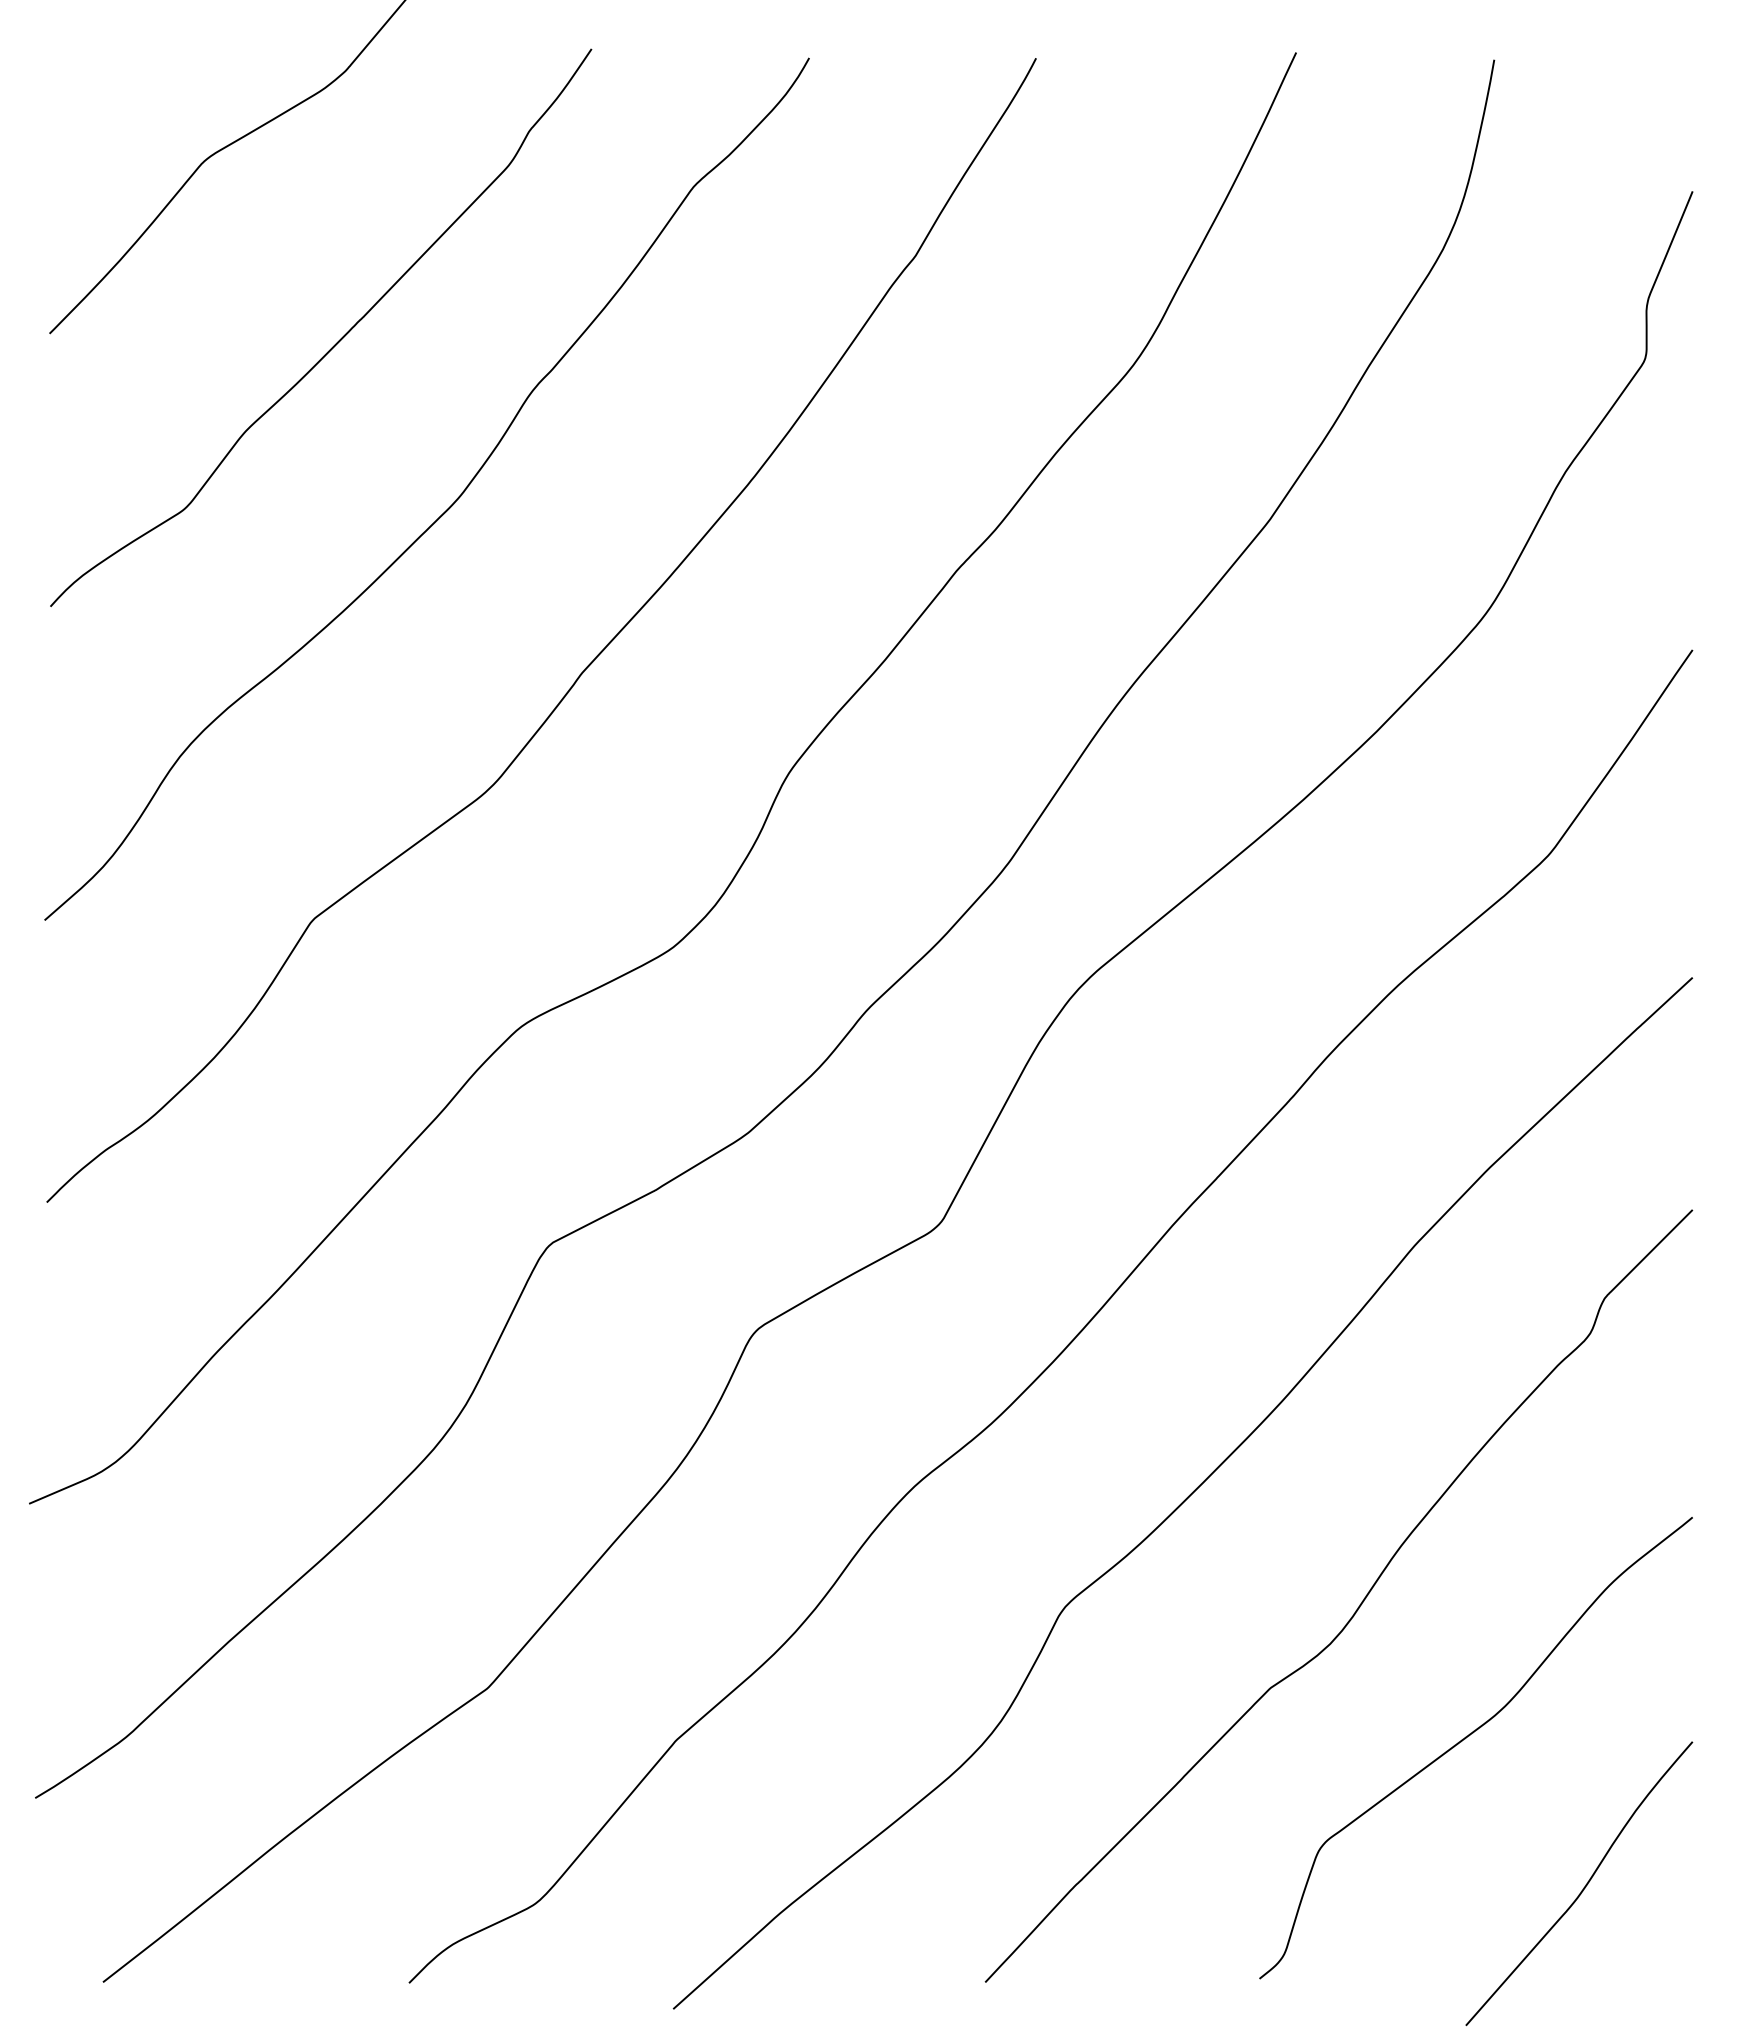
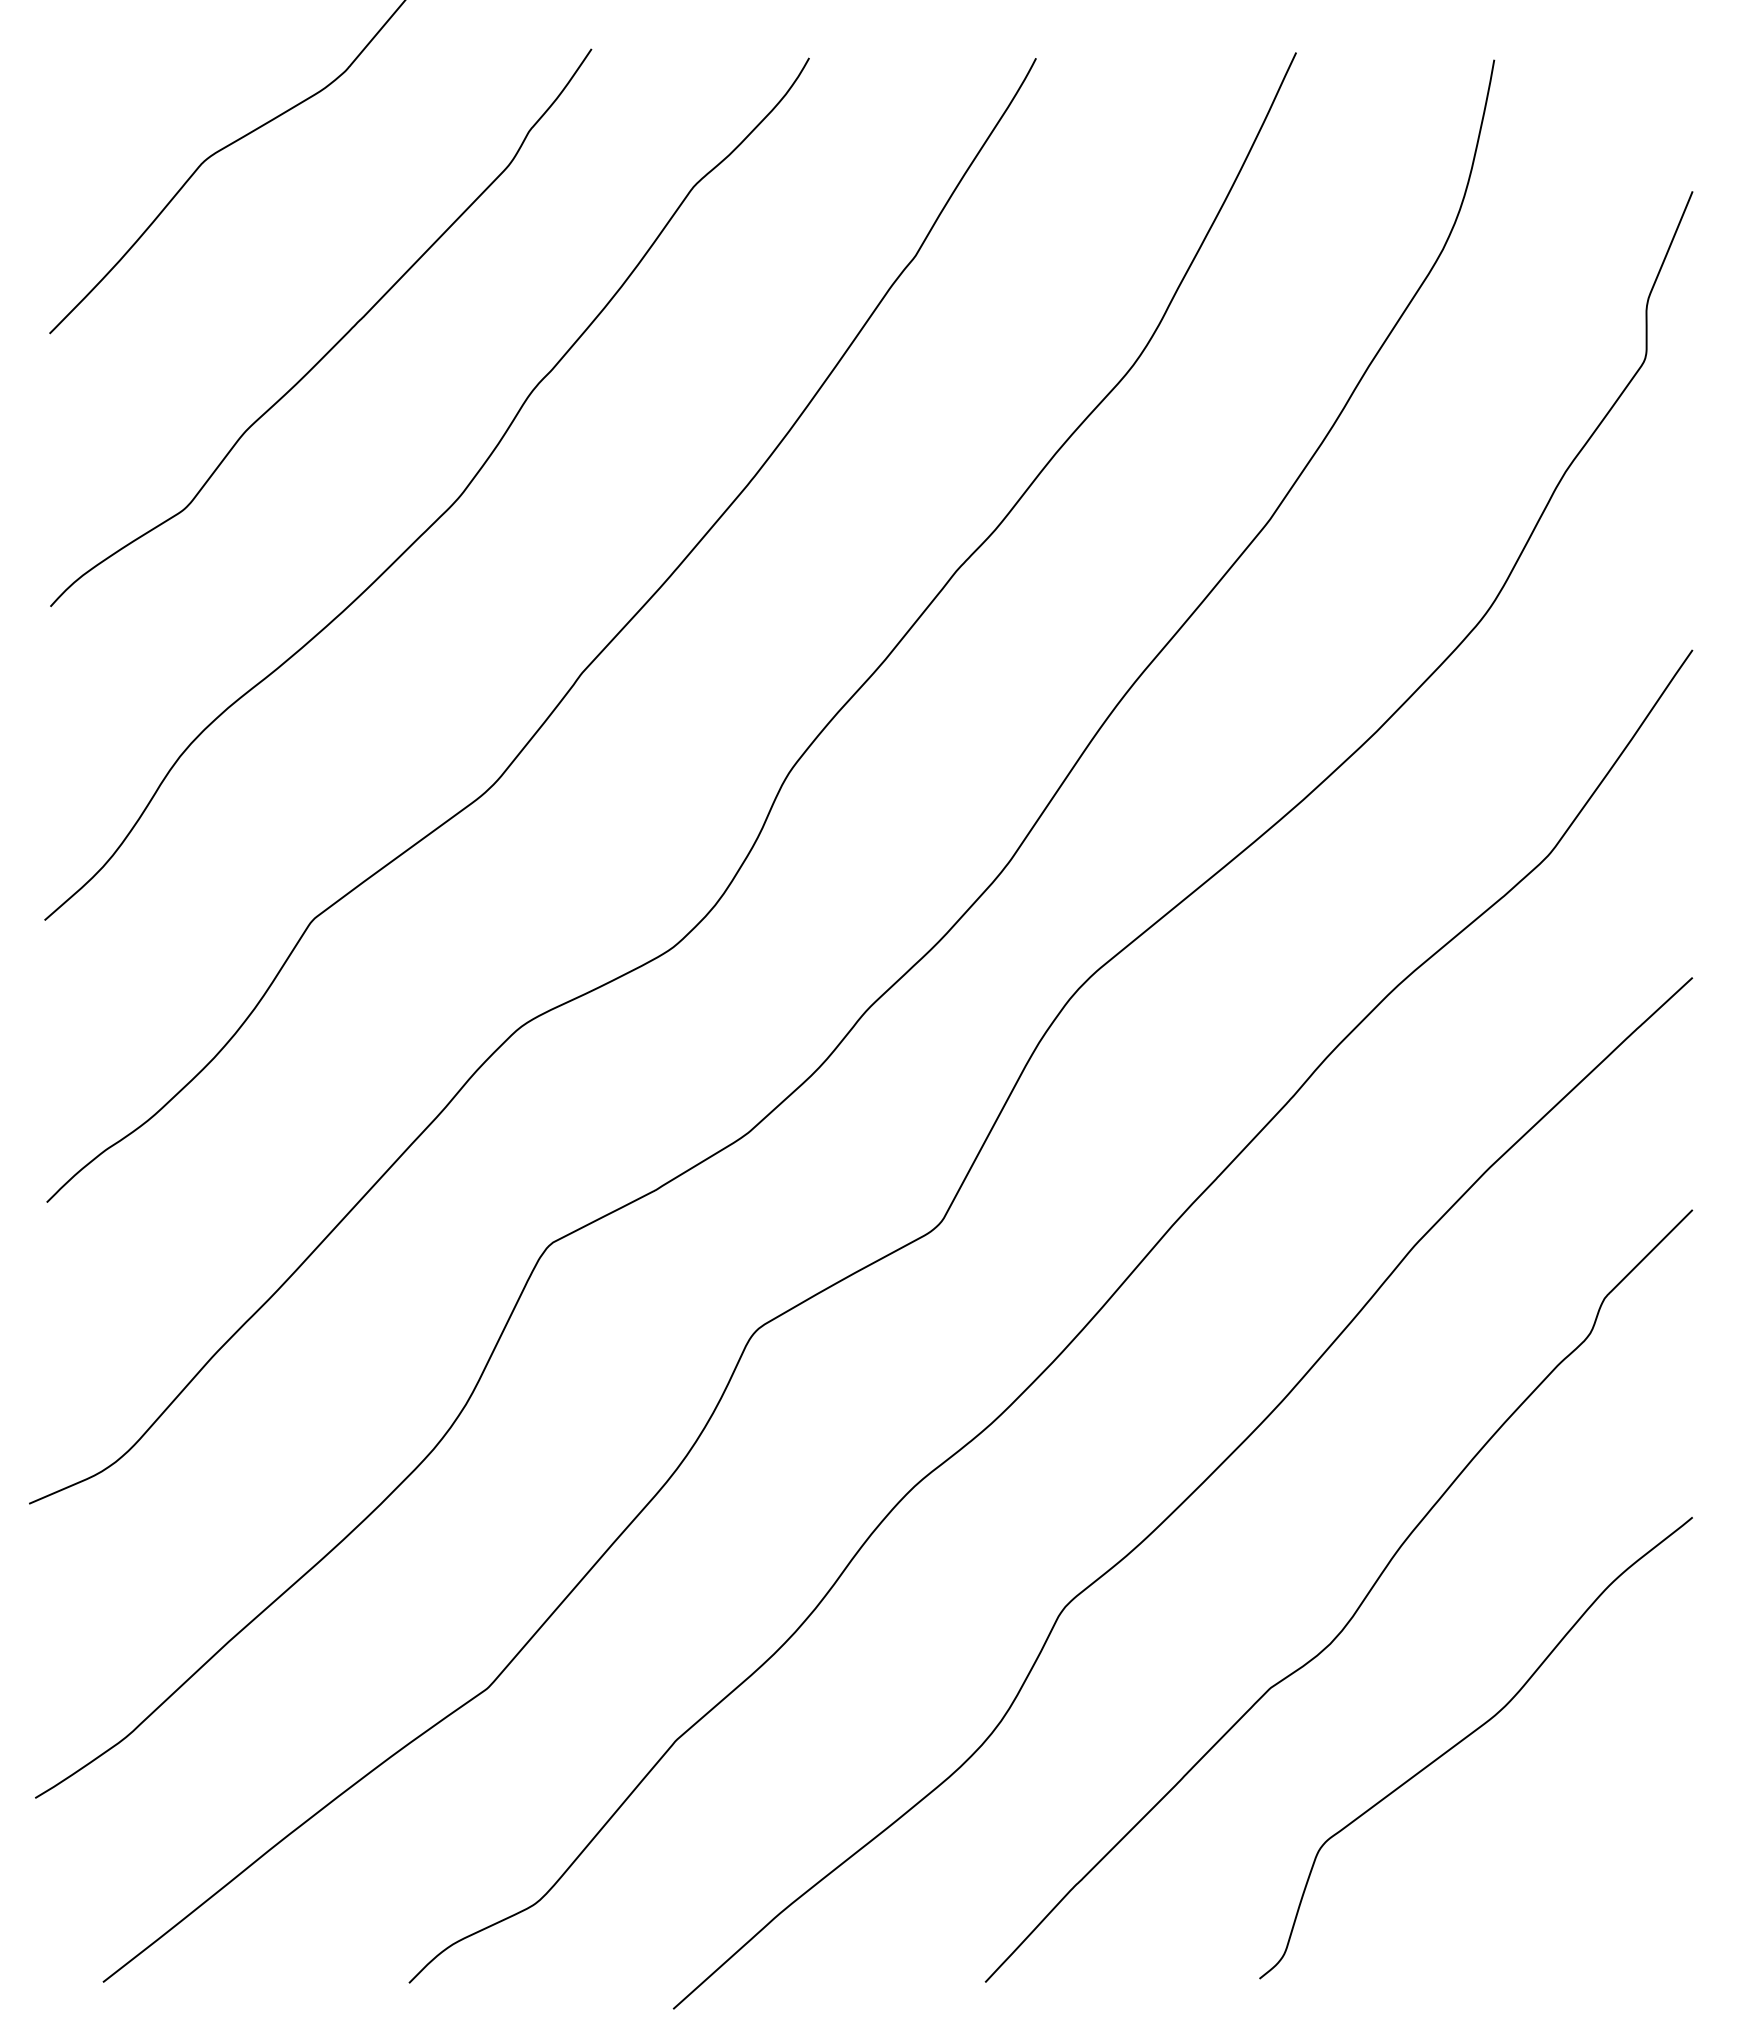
curve: present -> none (1583, 1887)
